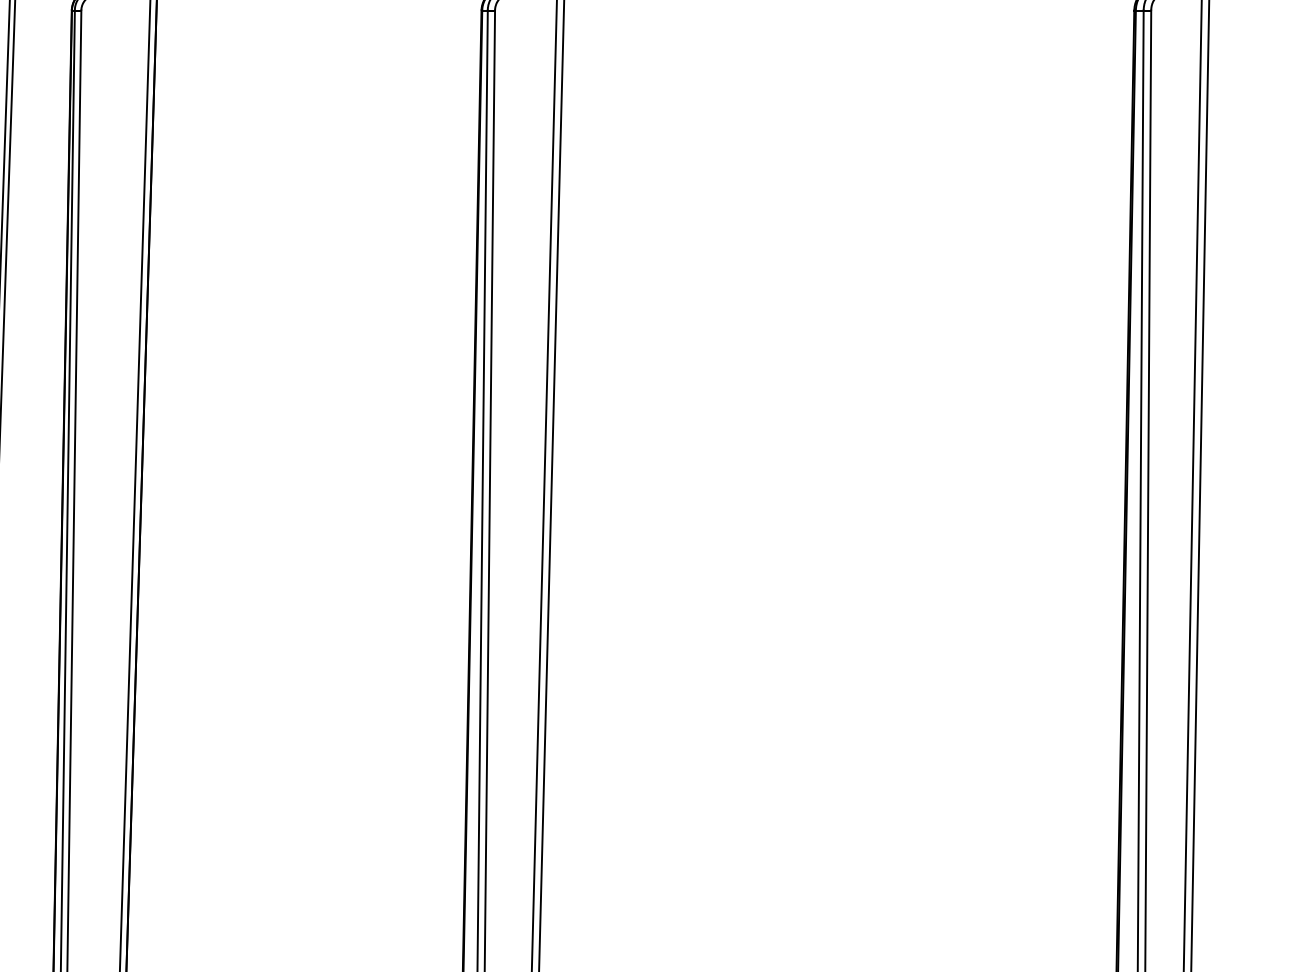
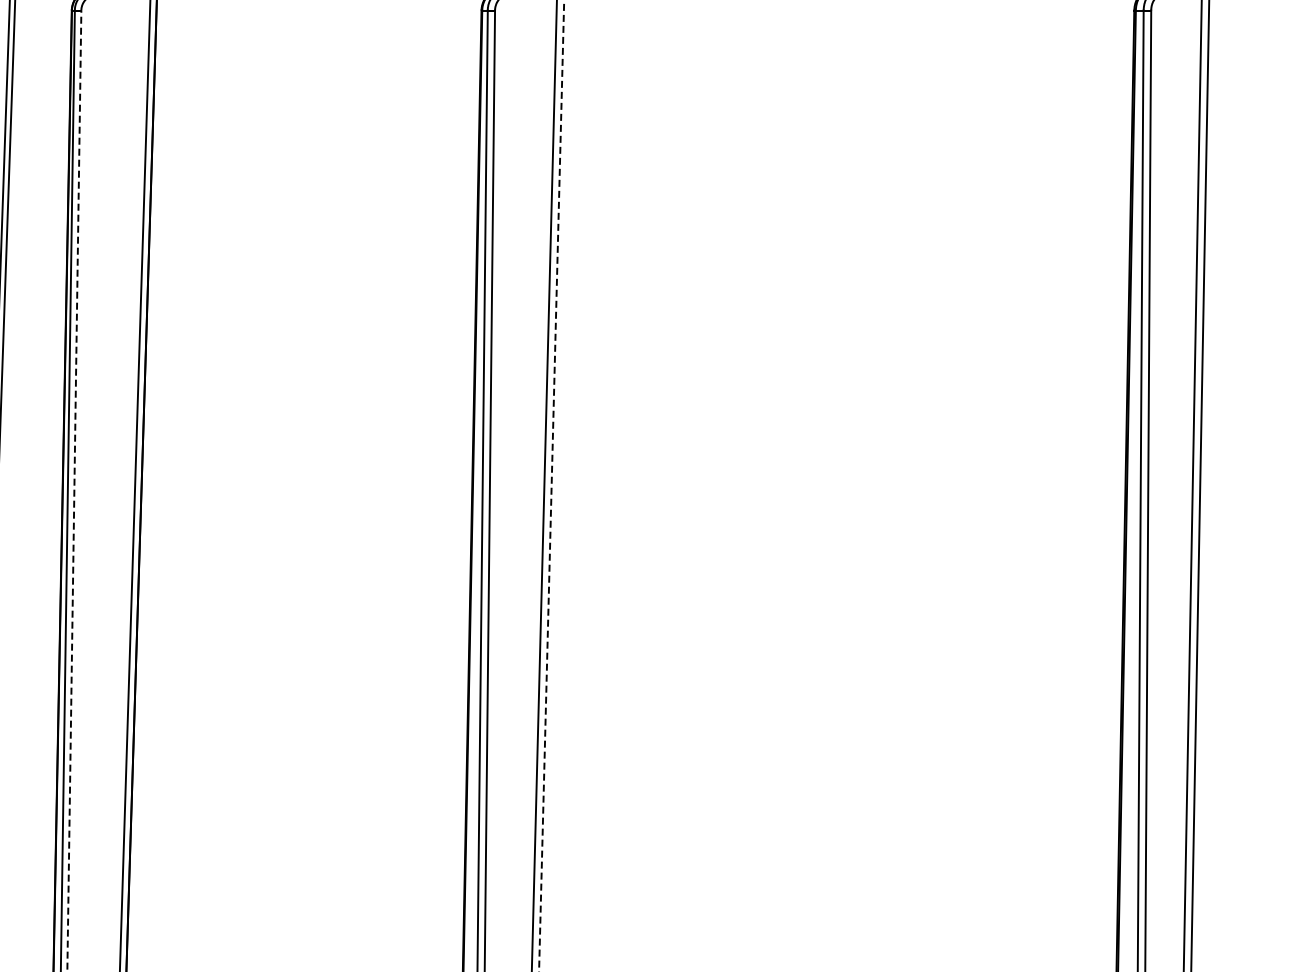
line: solid -> dashed (551, 485)
line: solid -> dashed (74, 491)
